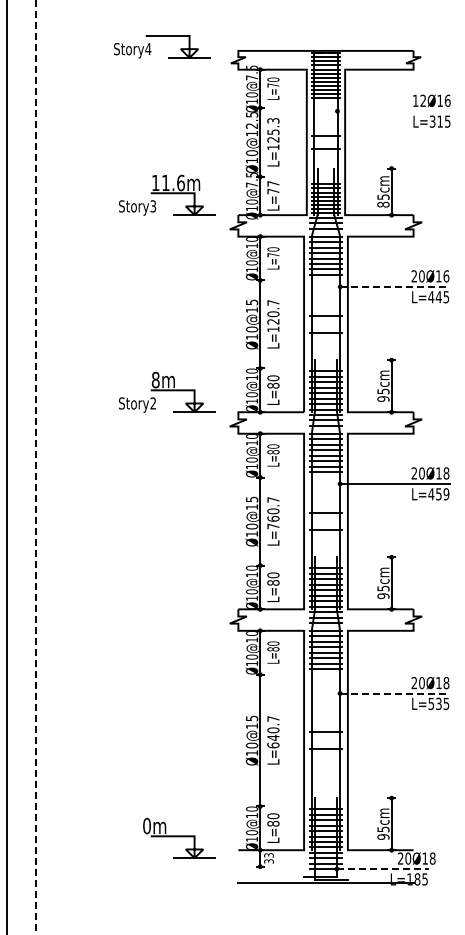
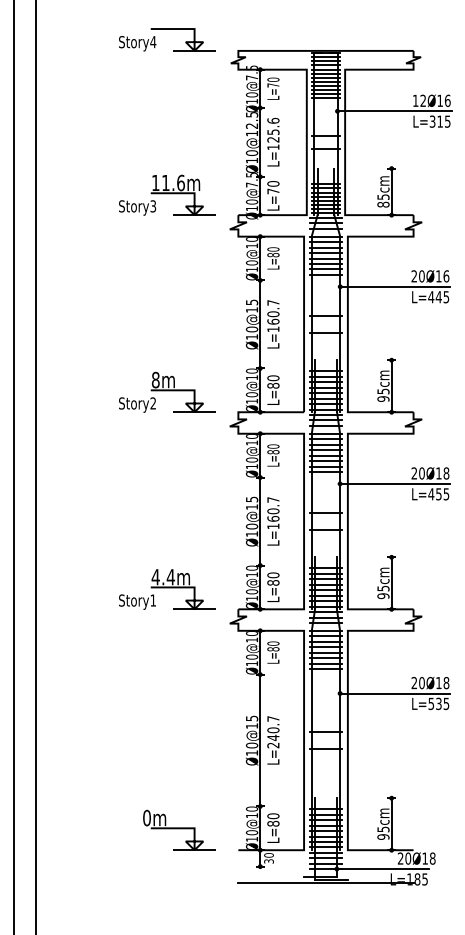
part position: (162, 36) -> (167, 29) (167, 29)
line: none -> present (394, 111)
text: L=125.3 -> L=125.6 (273, 120)
text: L=77 -> L=70 (273, 183)
text: L=70 -> L=80 (273, 255)
line: dashed -> solid (395, 286)
text: L=120.7 -> L=160.7 (273, 321)
line position: (6, 466) -> (13, 466) (13, 466)
line: dashed -> solid (36, 467)
text: L=459 -> L=455 (446, 493)
text: L=760.7 -> L=160.7 (273, 526)
part: none -> present (167, 589)
line: dashed -> solid (395, 693)
text: L=640.7 -> L=240.7 (273, 745)
part position: (179, 837) -> (179, 829) (179, 829)
text: 33 -> 30 (268, 855)
line: dashed -> solid (383, 869)
